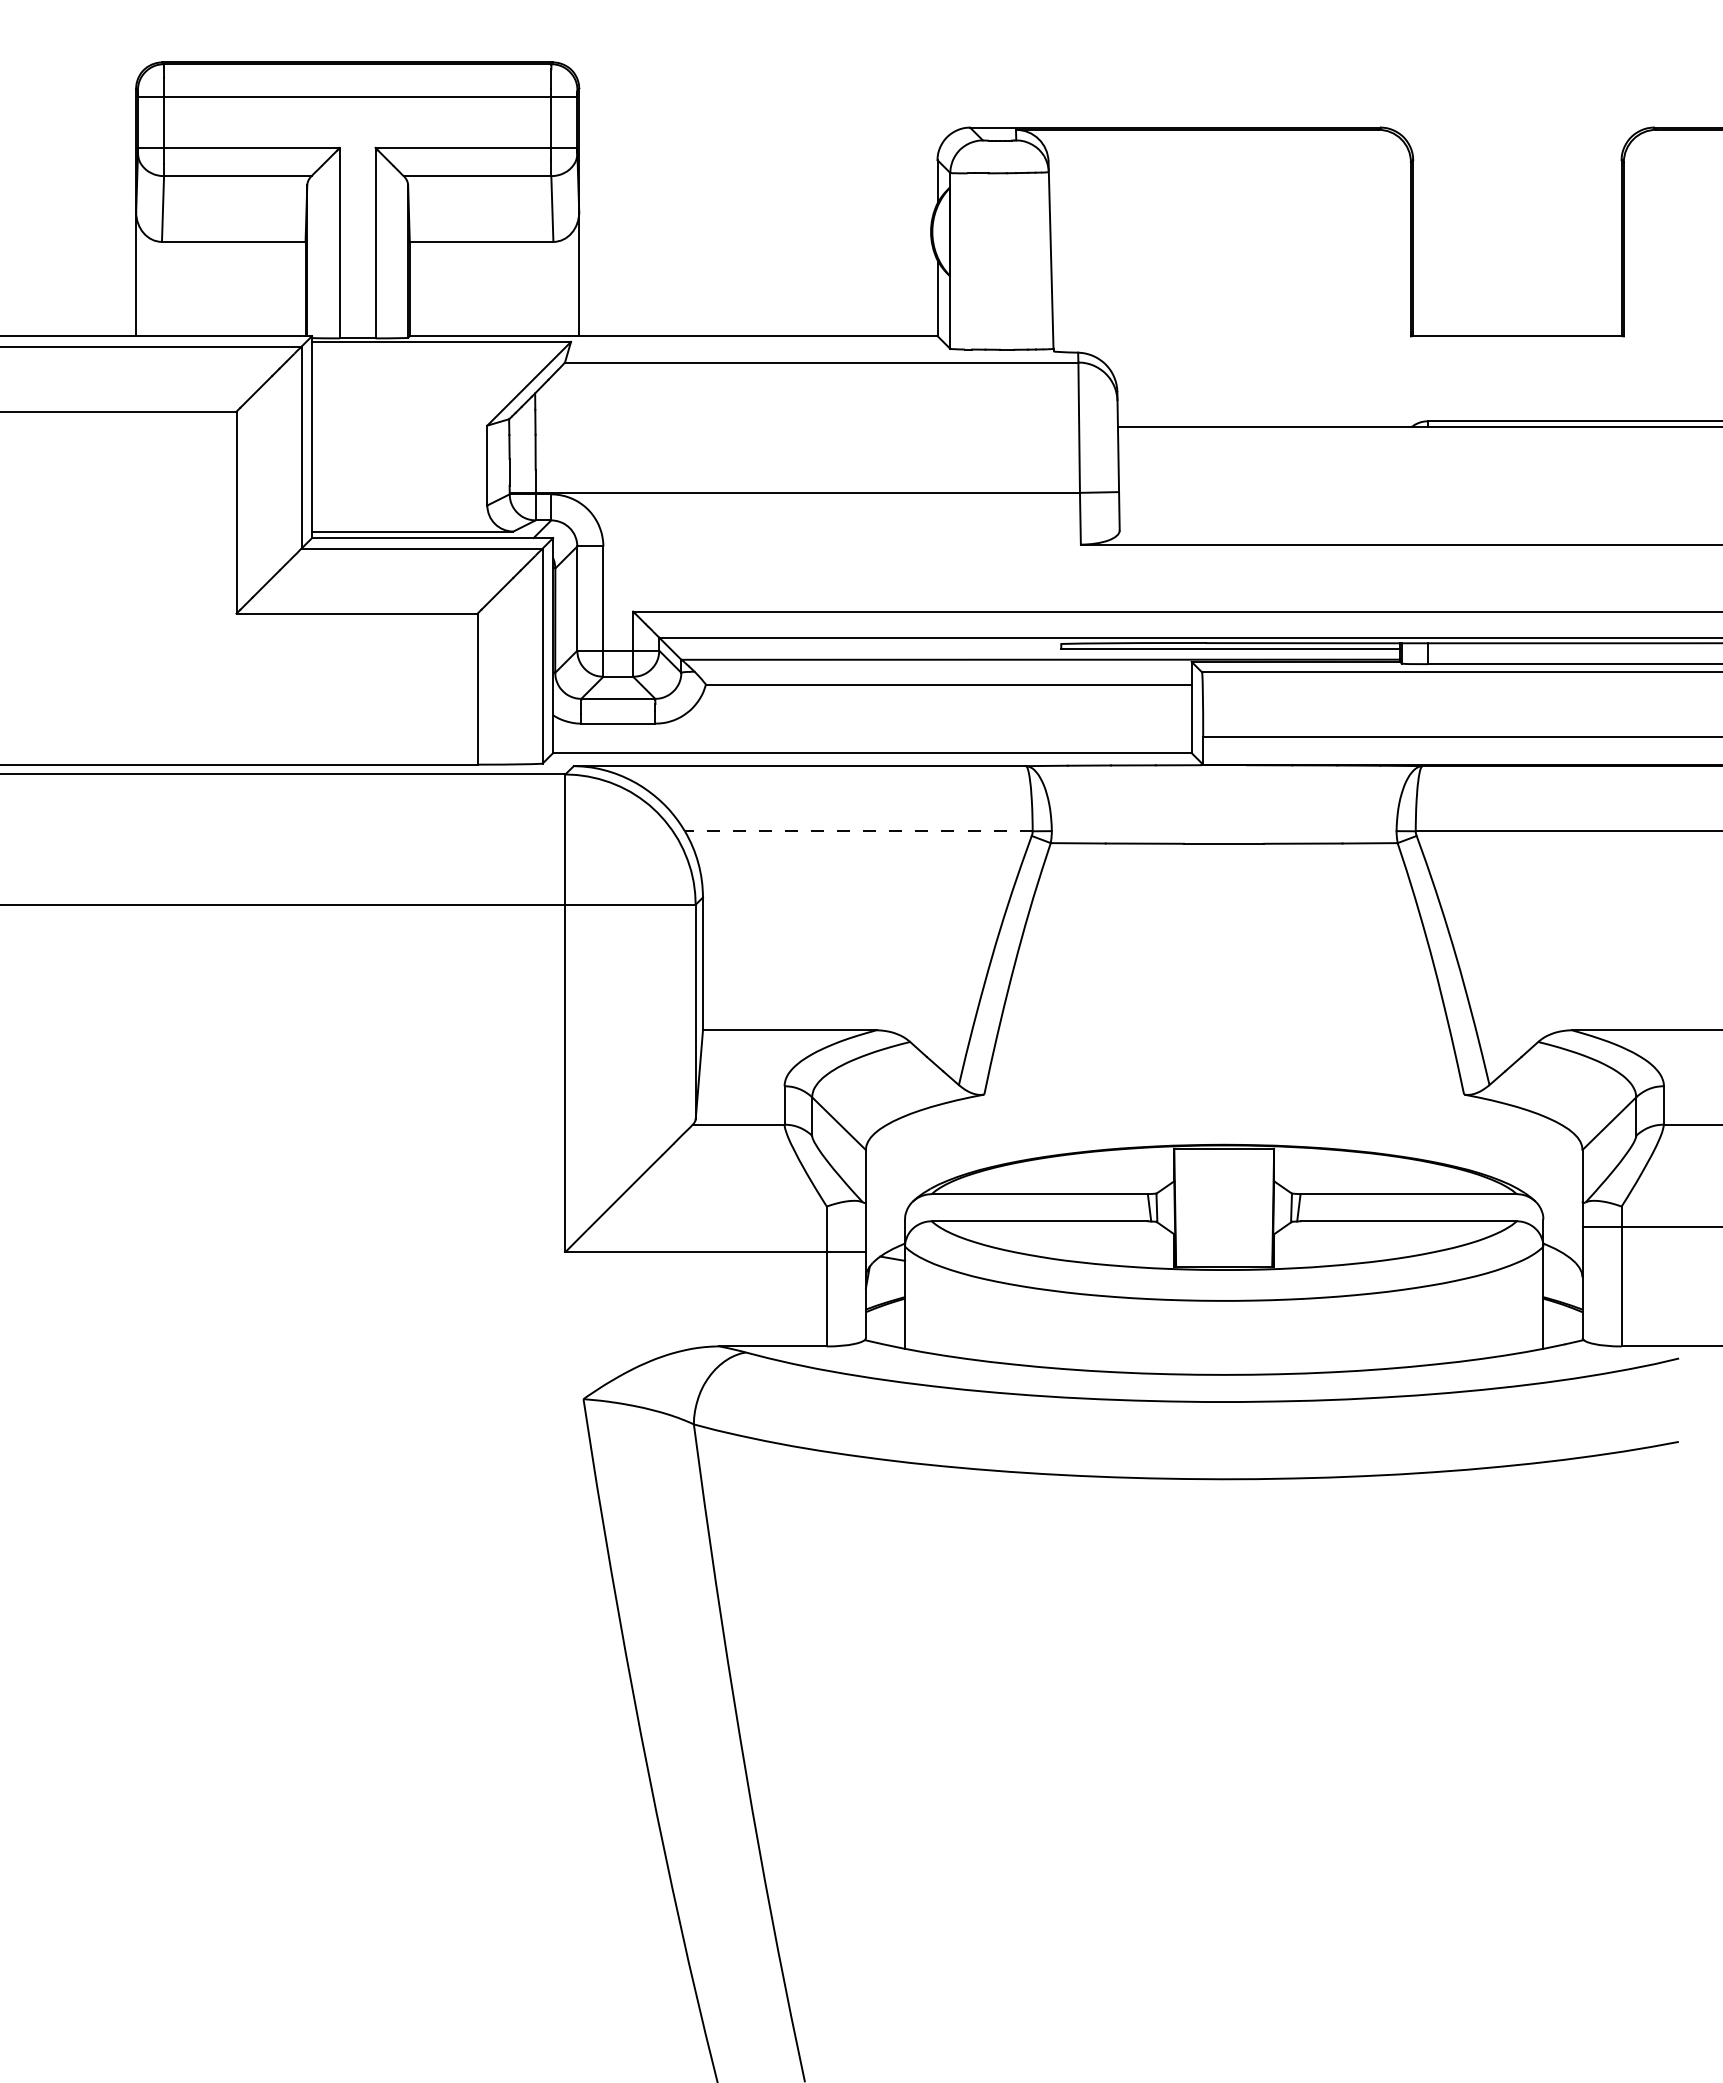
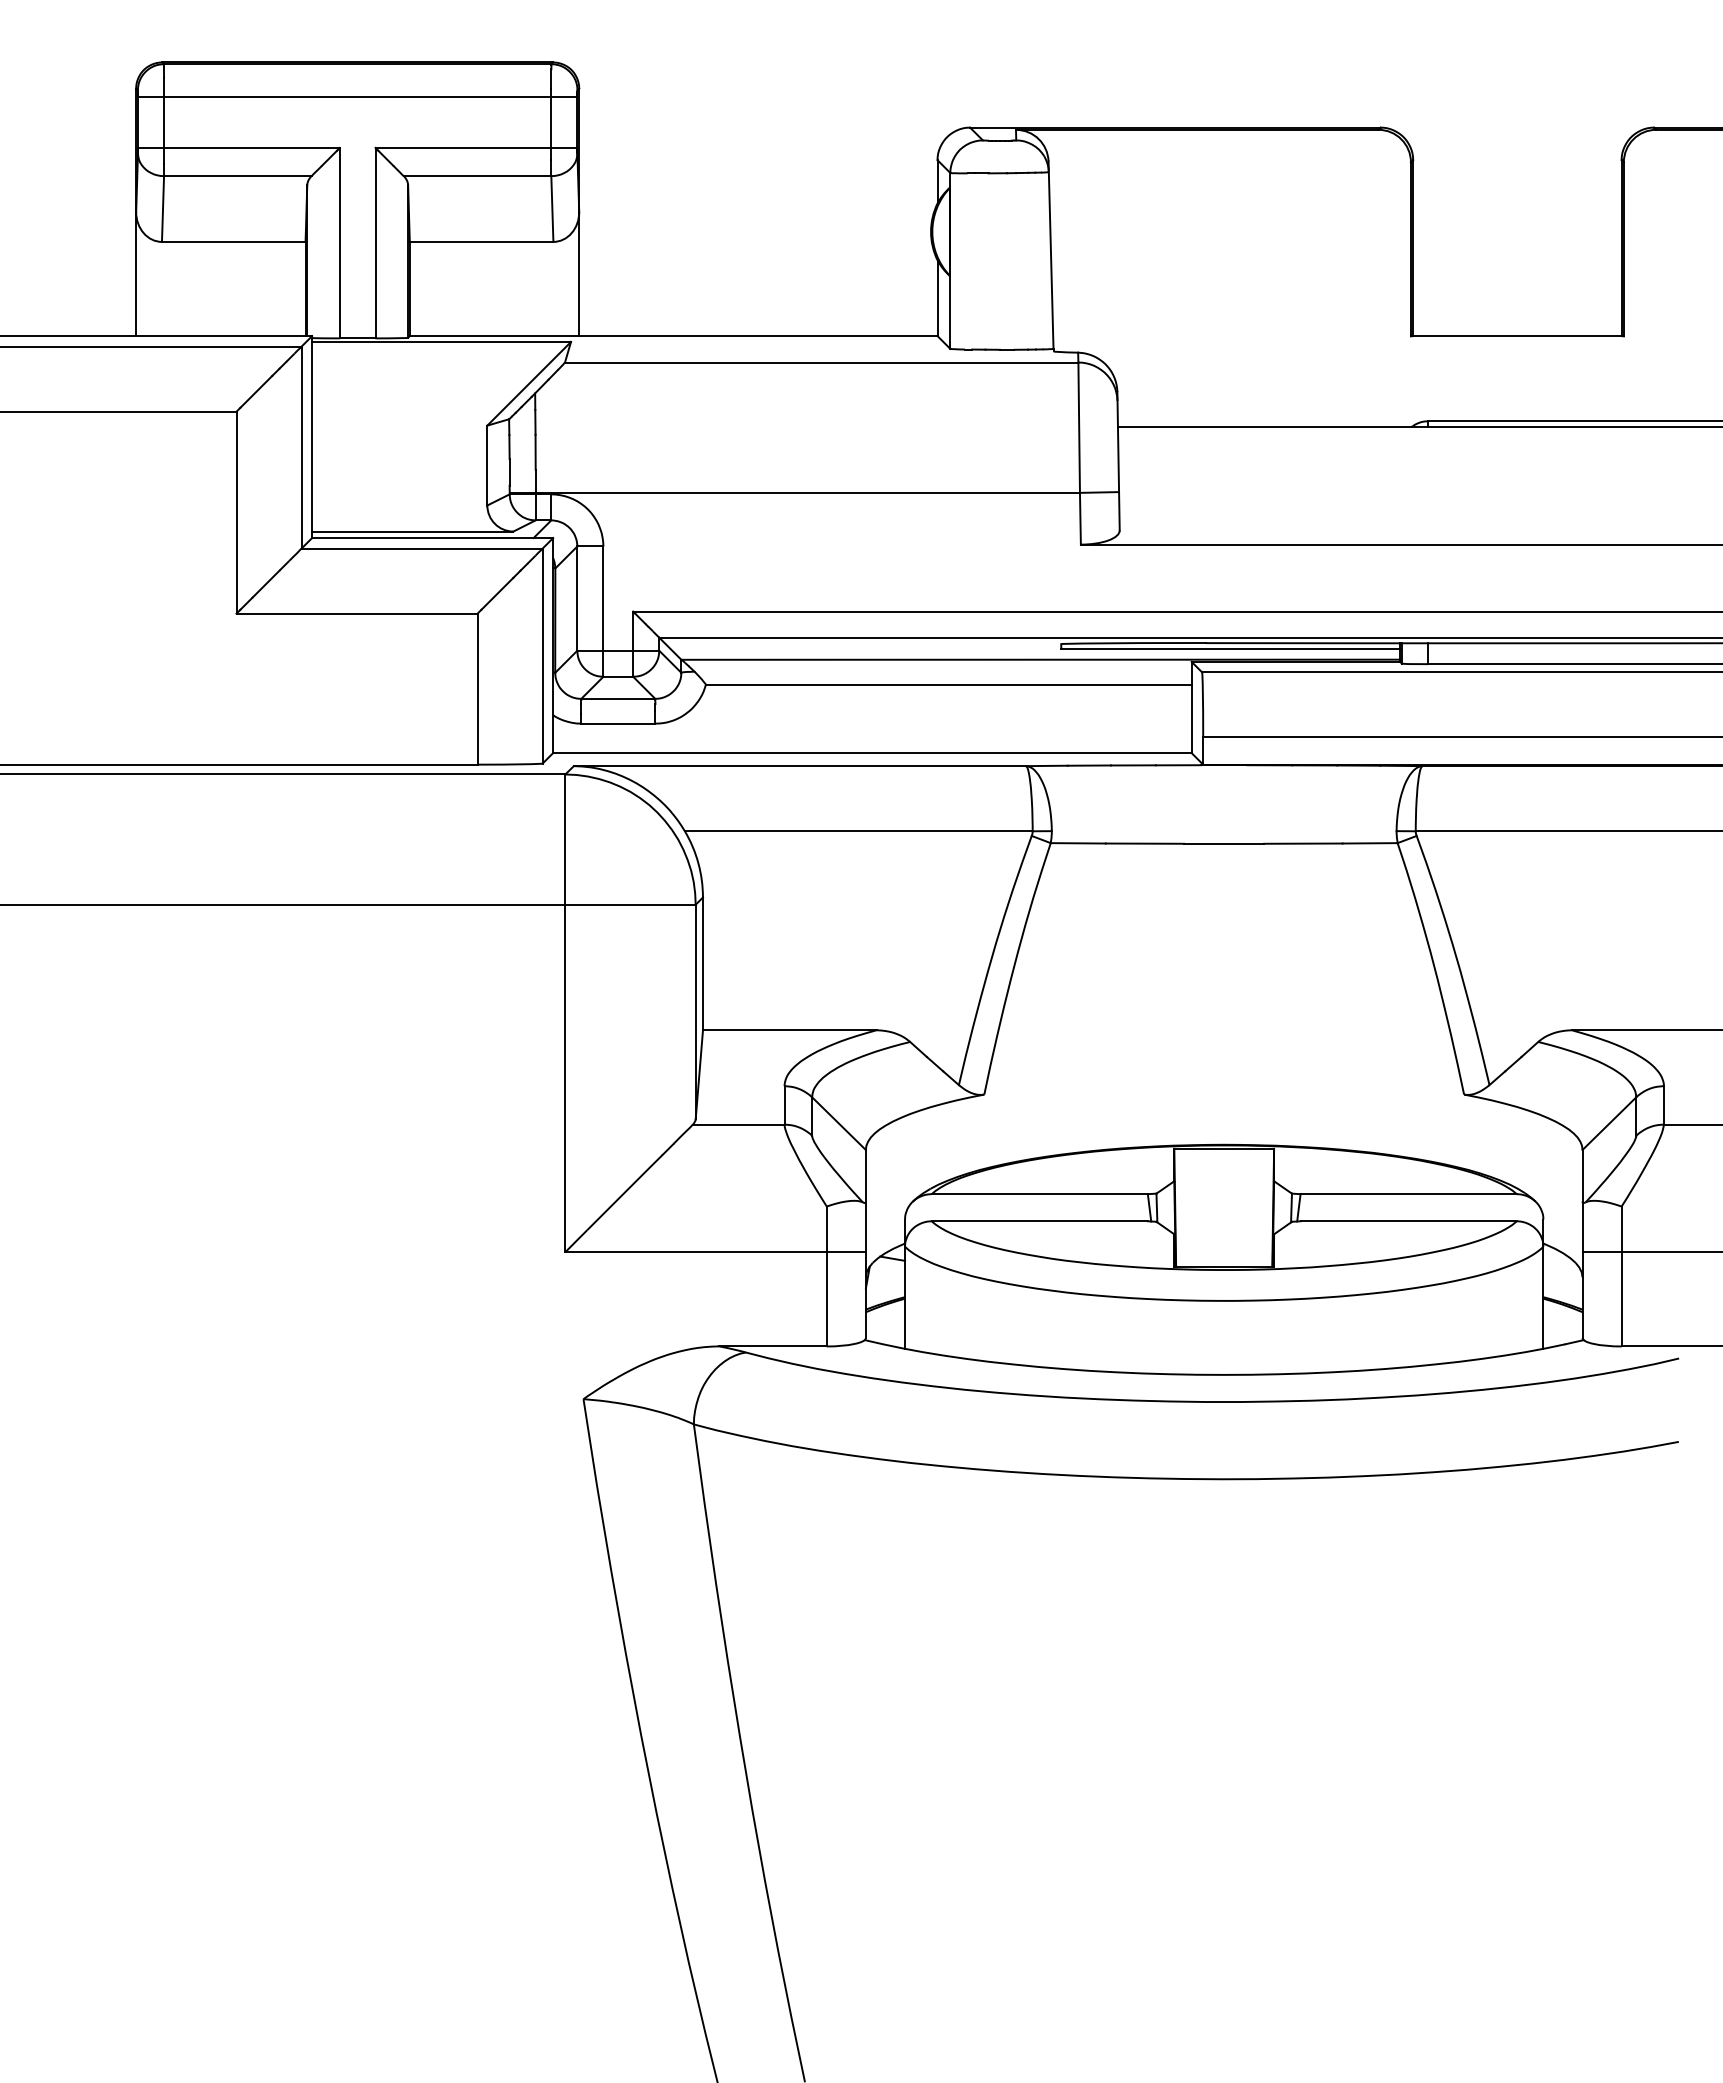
line: dashed -> solid (858, 831)
line position: (1650, 1227) -> (1650, 1252) (1650, 1252)
